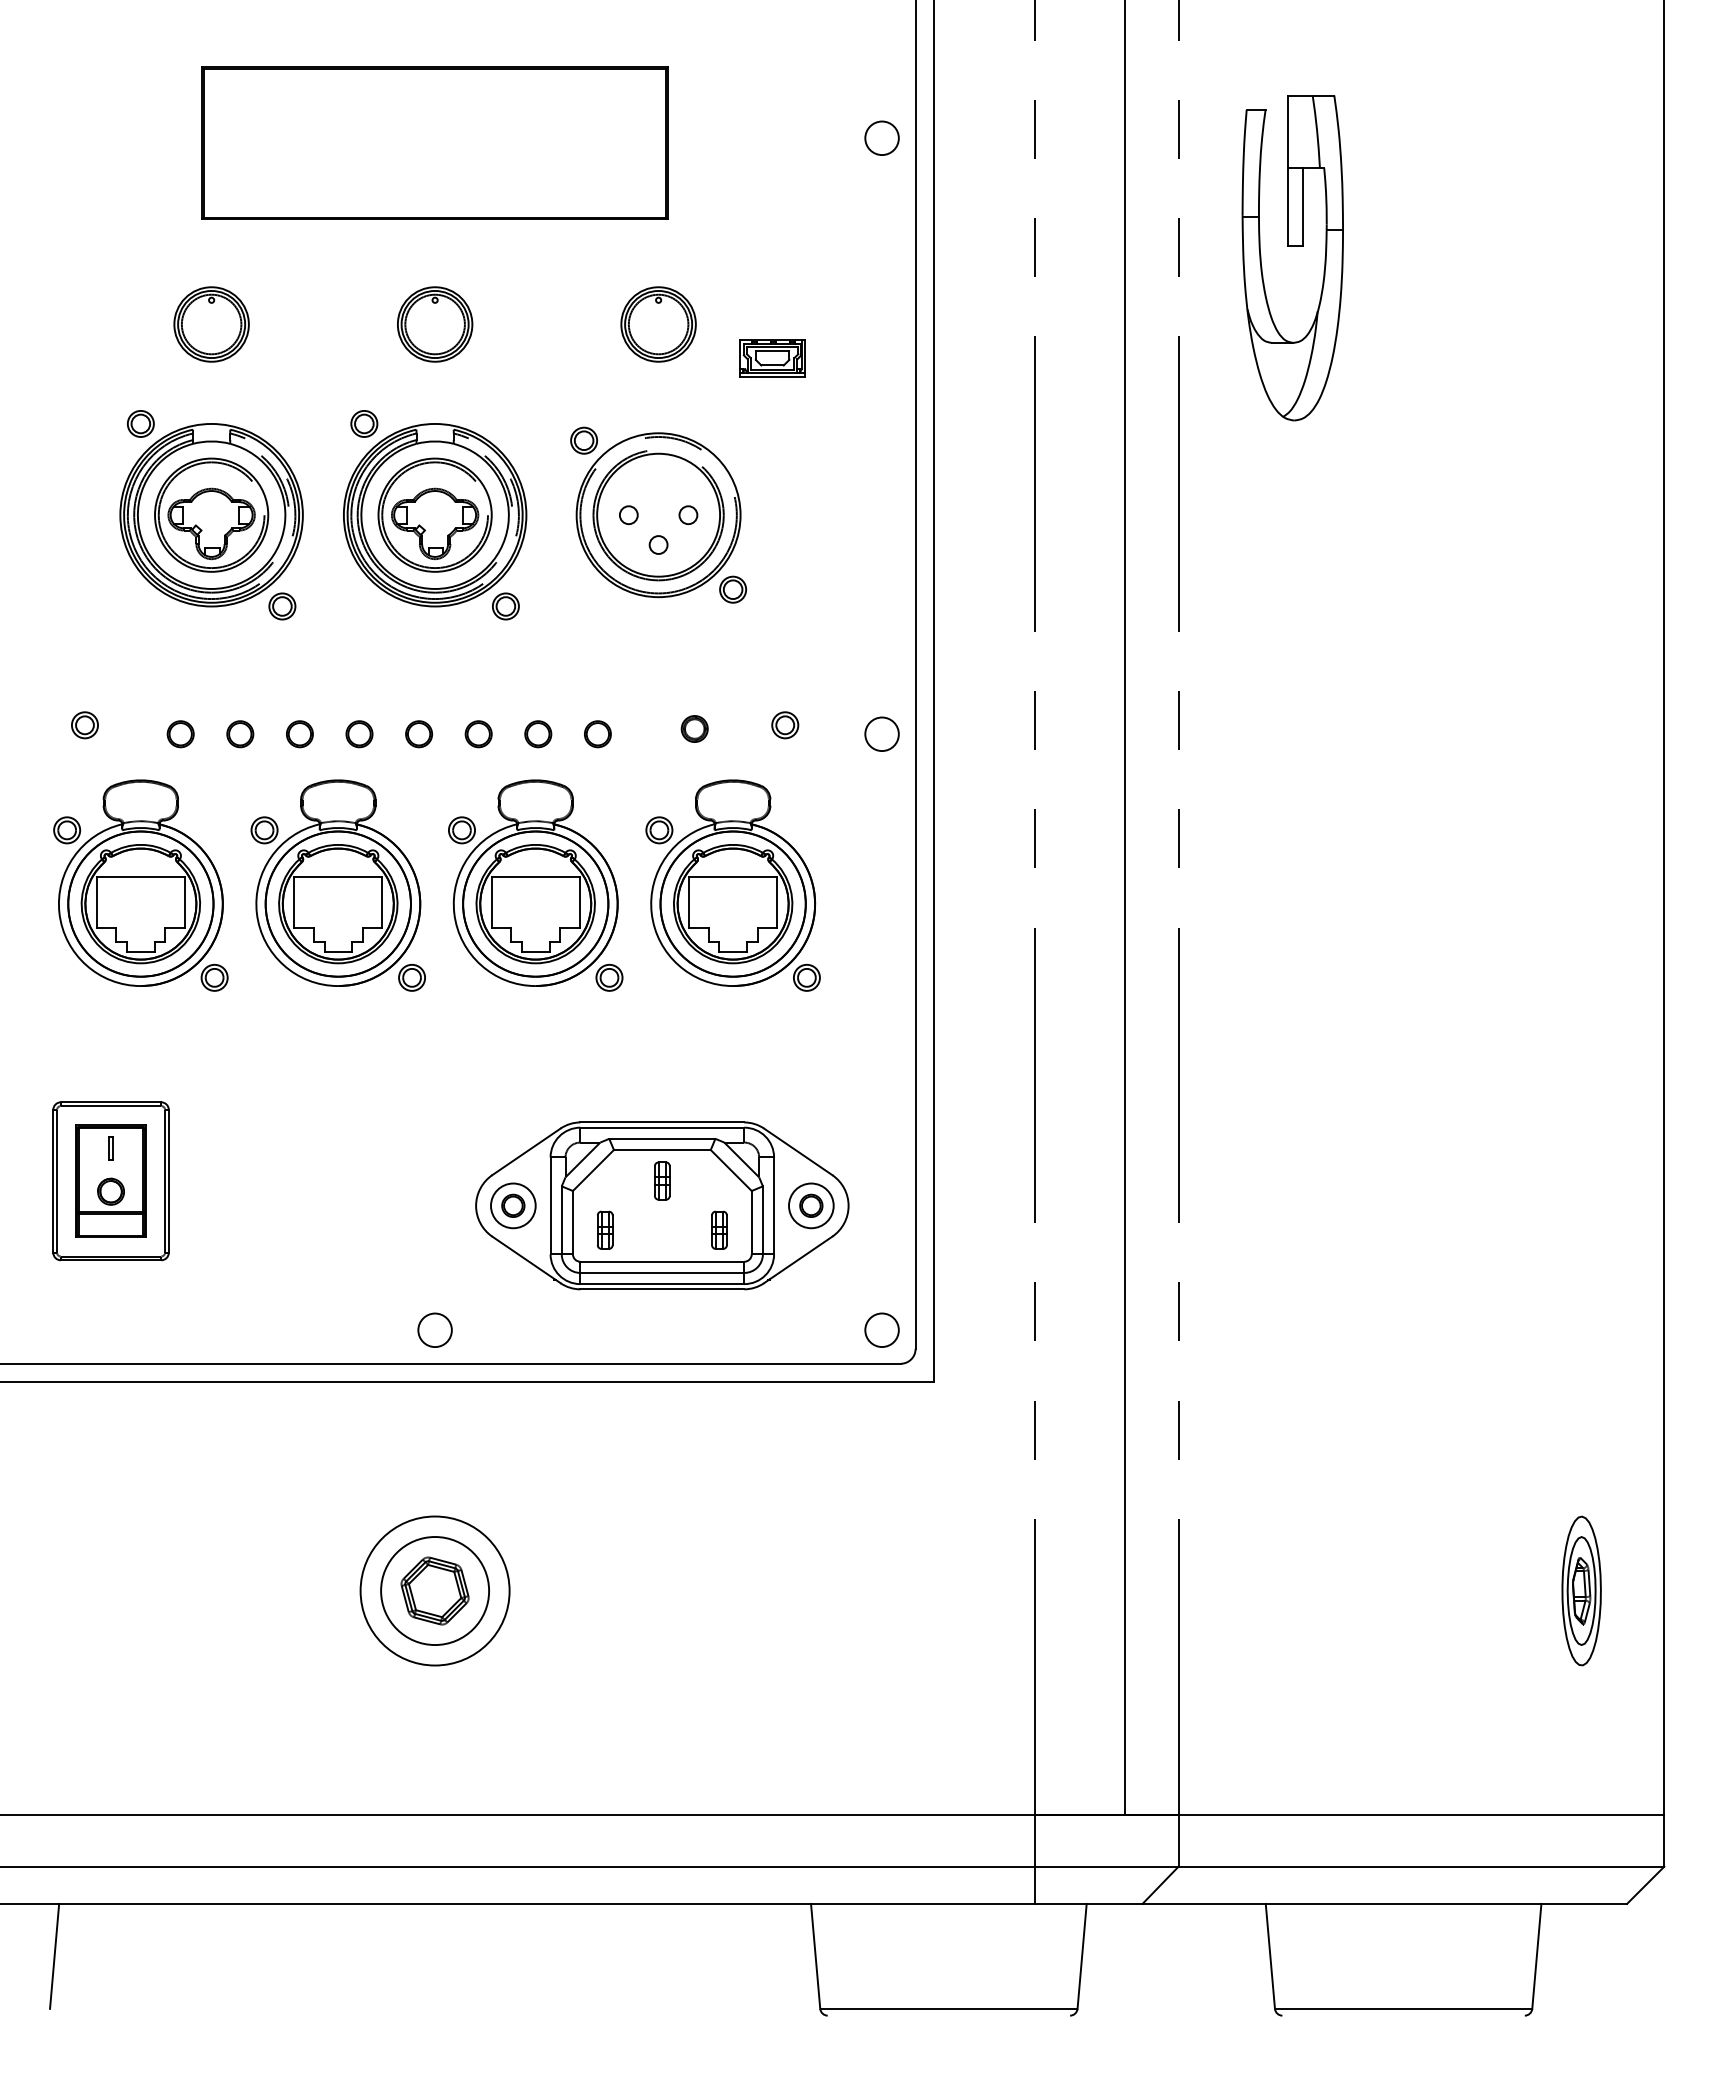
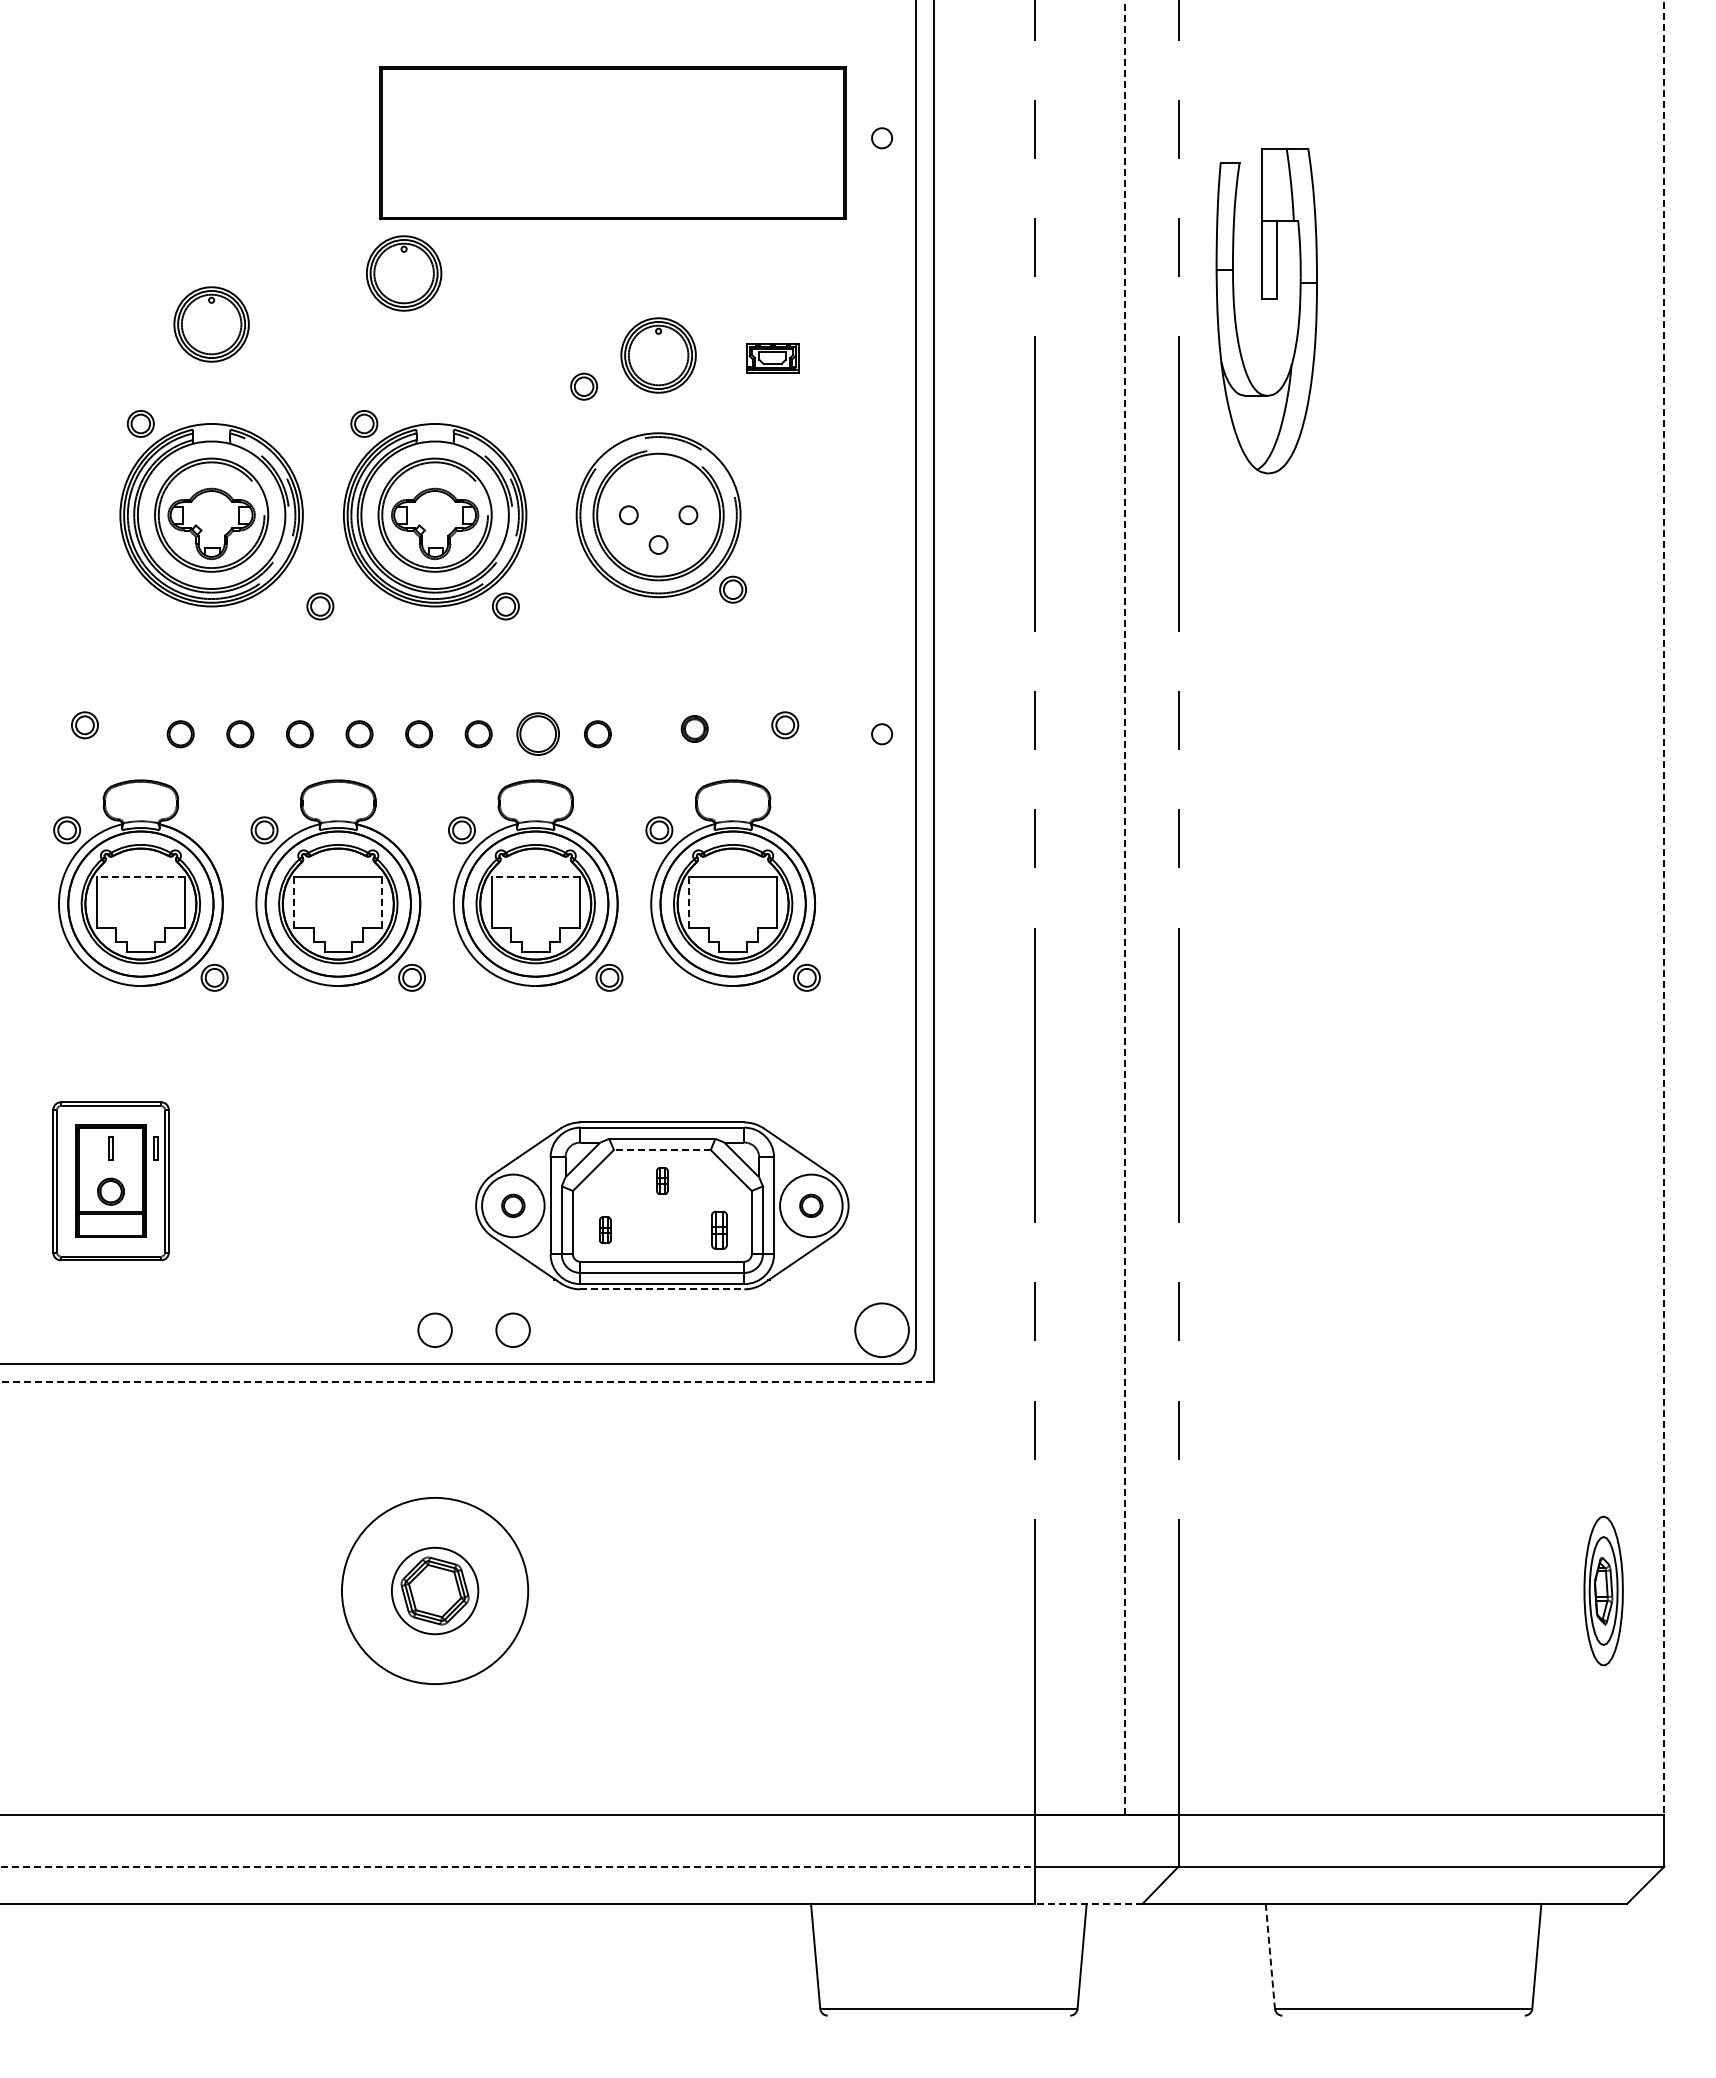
circle diameter: 34 px -> 20 px (882, 138)
part position: (434, 142) -> (612, 142) (612, 142)
part position: (1292, 246) -> (1266, 299) (1266, 299)
part position: (435, 324) -> (404, 273) (404, 273)
part position: (658, 324) -> (658, 355) (658, 355)
part size: 67x39 px -> 54x31 px (772, 358)
part position: (583, 440) -> (583, 386) (583, 386)
part position: (282, 606) -> (320, 606) (320, 606)
part size: 29x29 px -> 44x44 px (537, 733)
circle diameter: 34 px -> 20 px (882, 734)
line: solid -> dashed (140, 876)
line: solid -> dashed (535, 876)
line: solid -> dashed (382, 901)
line: solid -> dashed (294, 902)
line: solid -> dashed (689, 902)
line: solid -> dashed (1125, 907)
line: solid -> dashed (1664, 907)
part: none -> present (155, 1148)
line: solid -> dashed (661, 1150)
part size: 17x40 px -> 13x28 px (662, 1180)
circle diameter: 45 px -> 63 px (513, 1205)
circle diameter: 45 px -> 63 px (811, 1205)
part size: 17x40 px -> 13x29 px (605, 1230)
line: solid -> dashed (662, 1289)
circle: none -> present (512, 1329)
circle diameter: 34 px -> 54 px (881, 1330)
line: solid -> dashed (467, 1382)
circle diameter: 149 px -> 186 px (434, 1590)
part position: (1581, 1590) -> (1603, 1590) (1603, 1590)
circle diameter: 108 px -> 86 px (434, 1590)
line: solid -> dashed (518, 1866)
line: solid -> dashed (1088, 1903)
line: present -> none (54, 1955)
line: solid -> dashed (1270, 1956)
